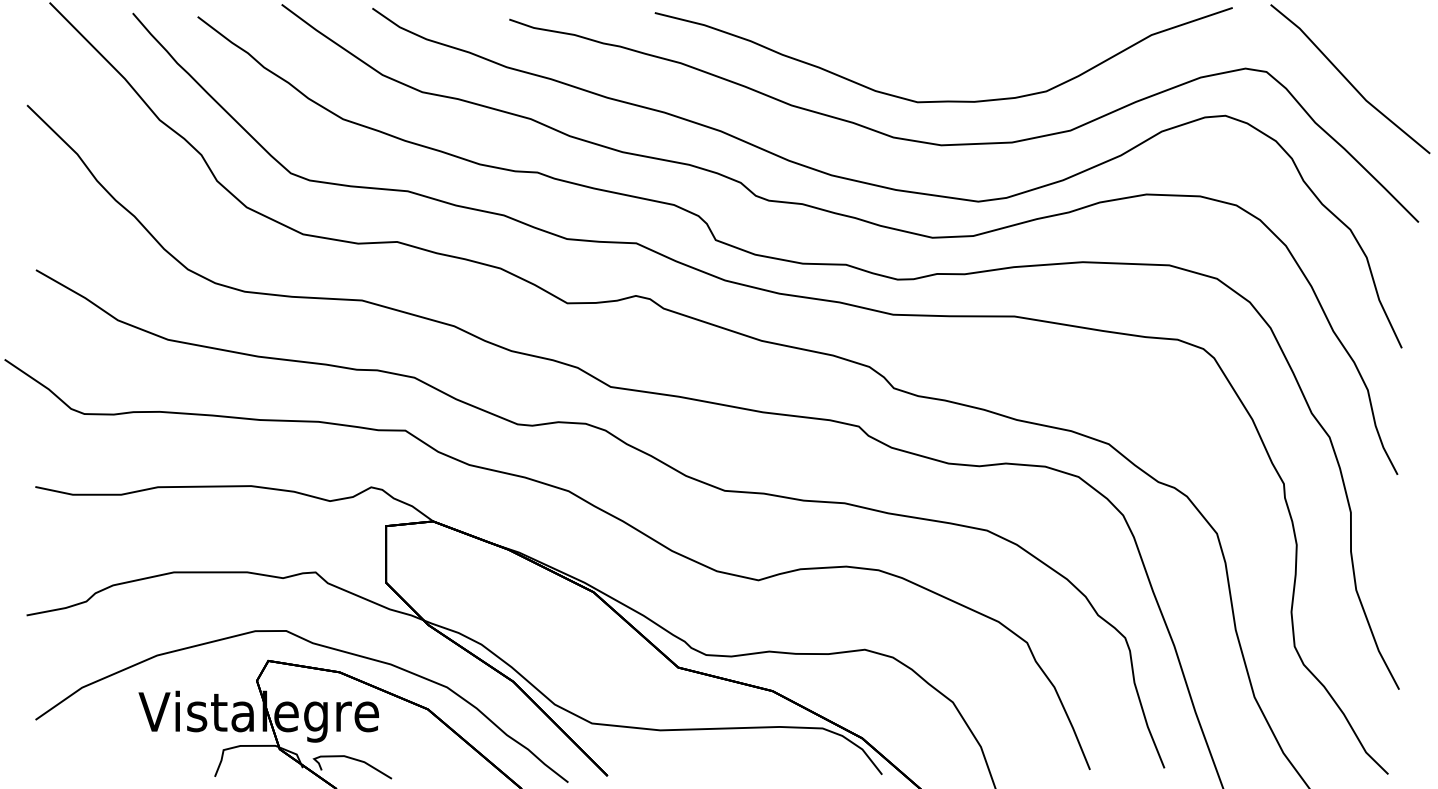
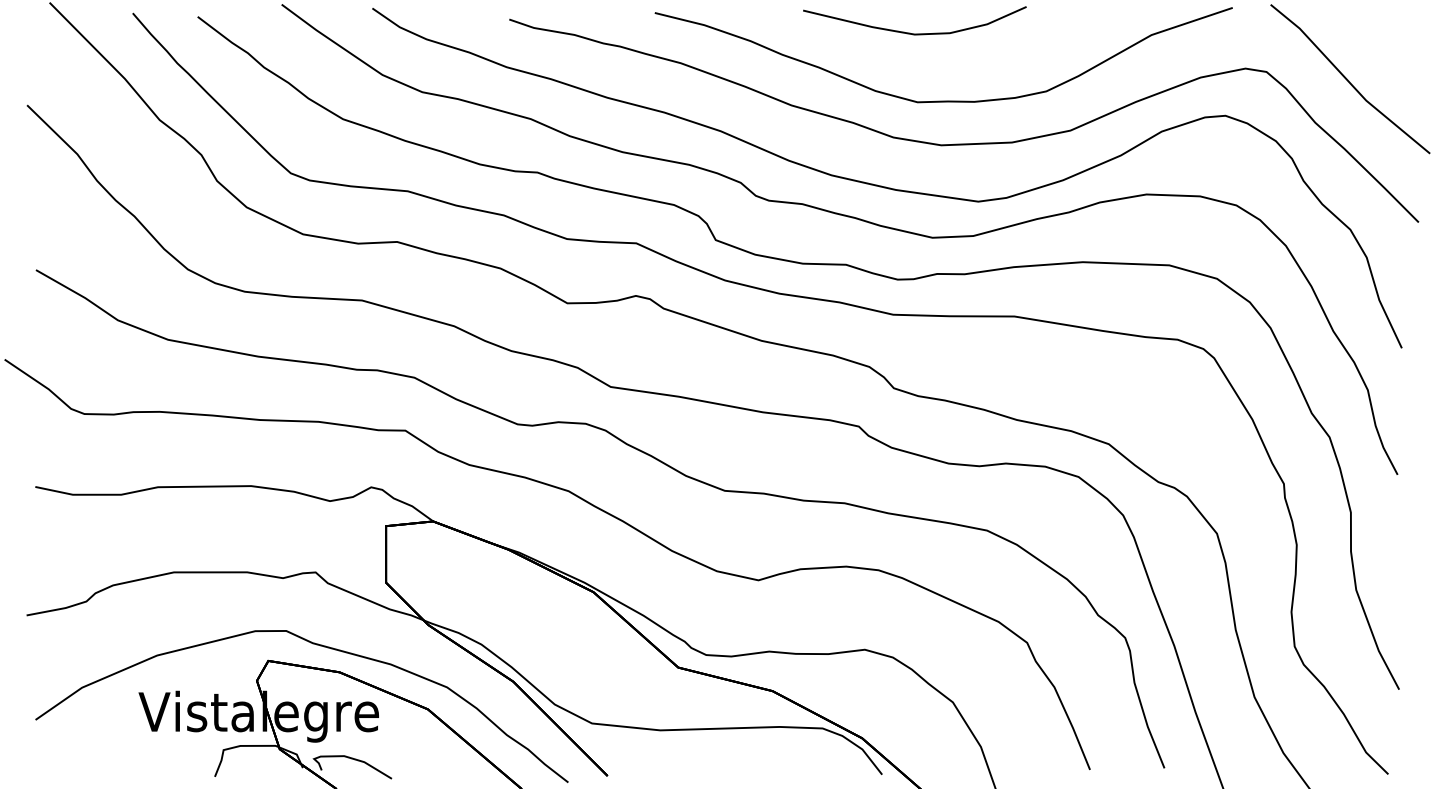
part: none -> present (910, 32)
